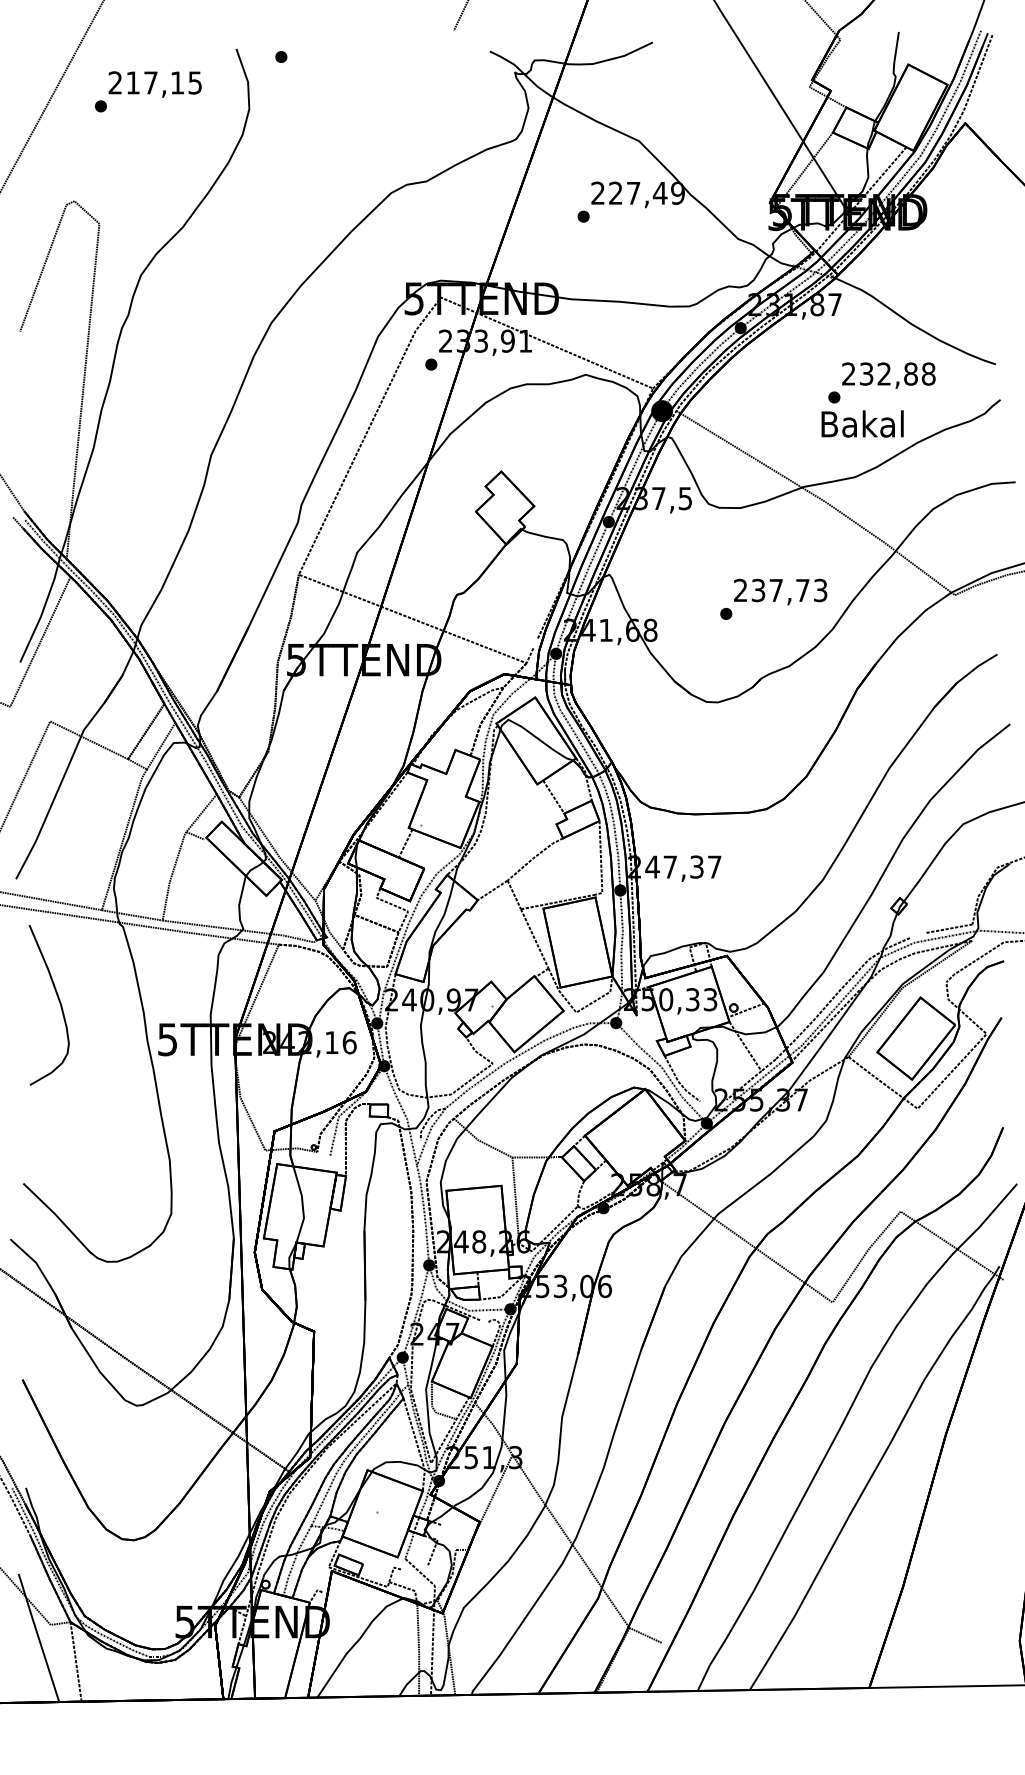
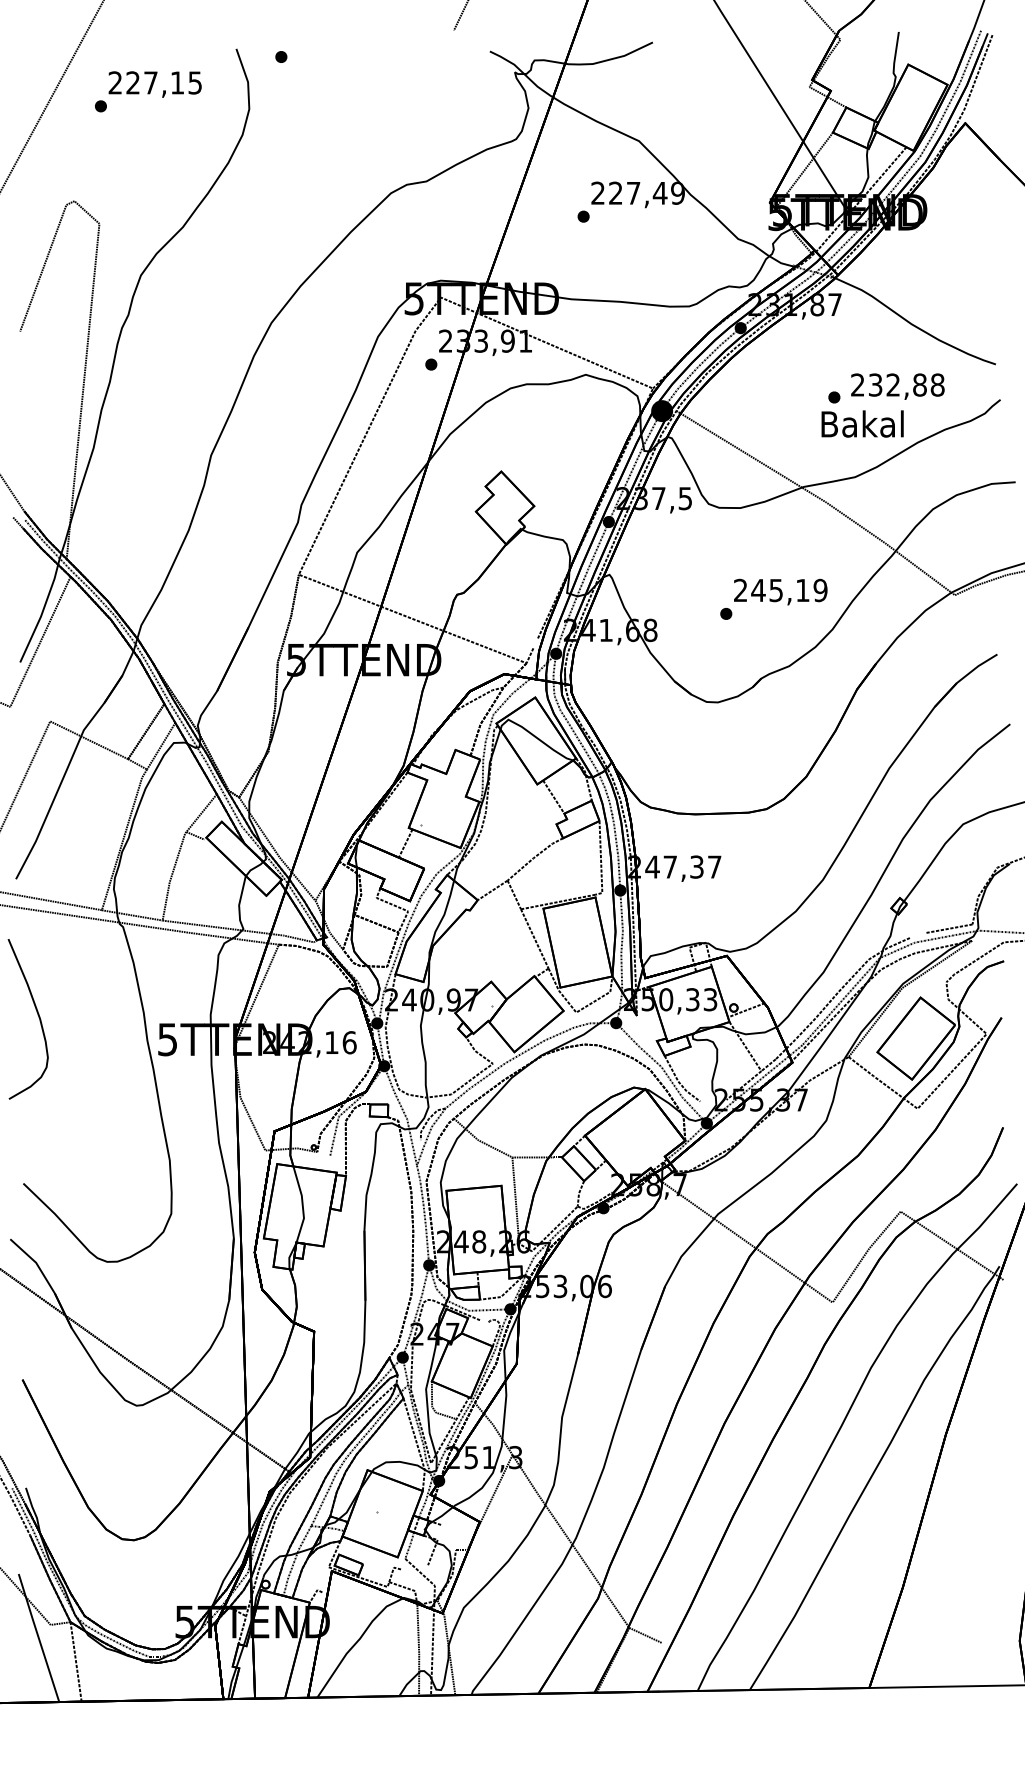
text: 217,15 -> 227,15 (132, 82)
text position: (888, 375) -> (897, 386) (897, 386)
text: 237,73 -> 245,19 (789, 590)
curve position: (58, 1001) -> (37, 1015) (37, 1015)
